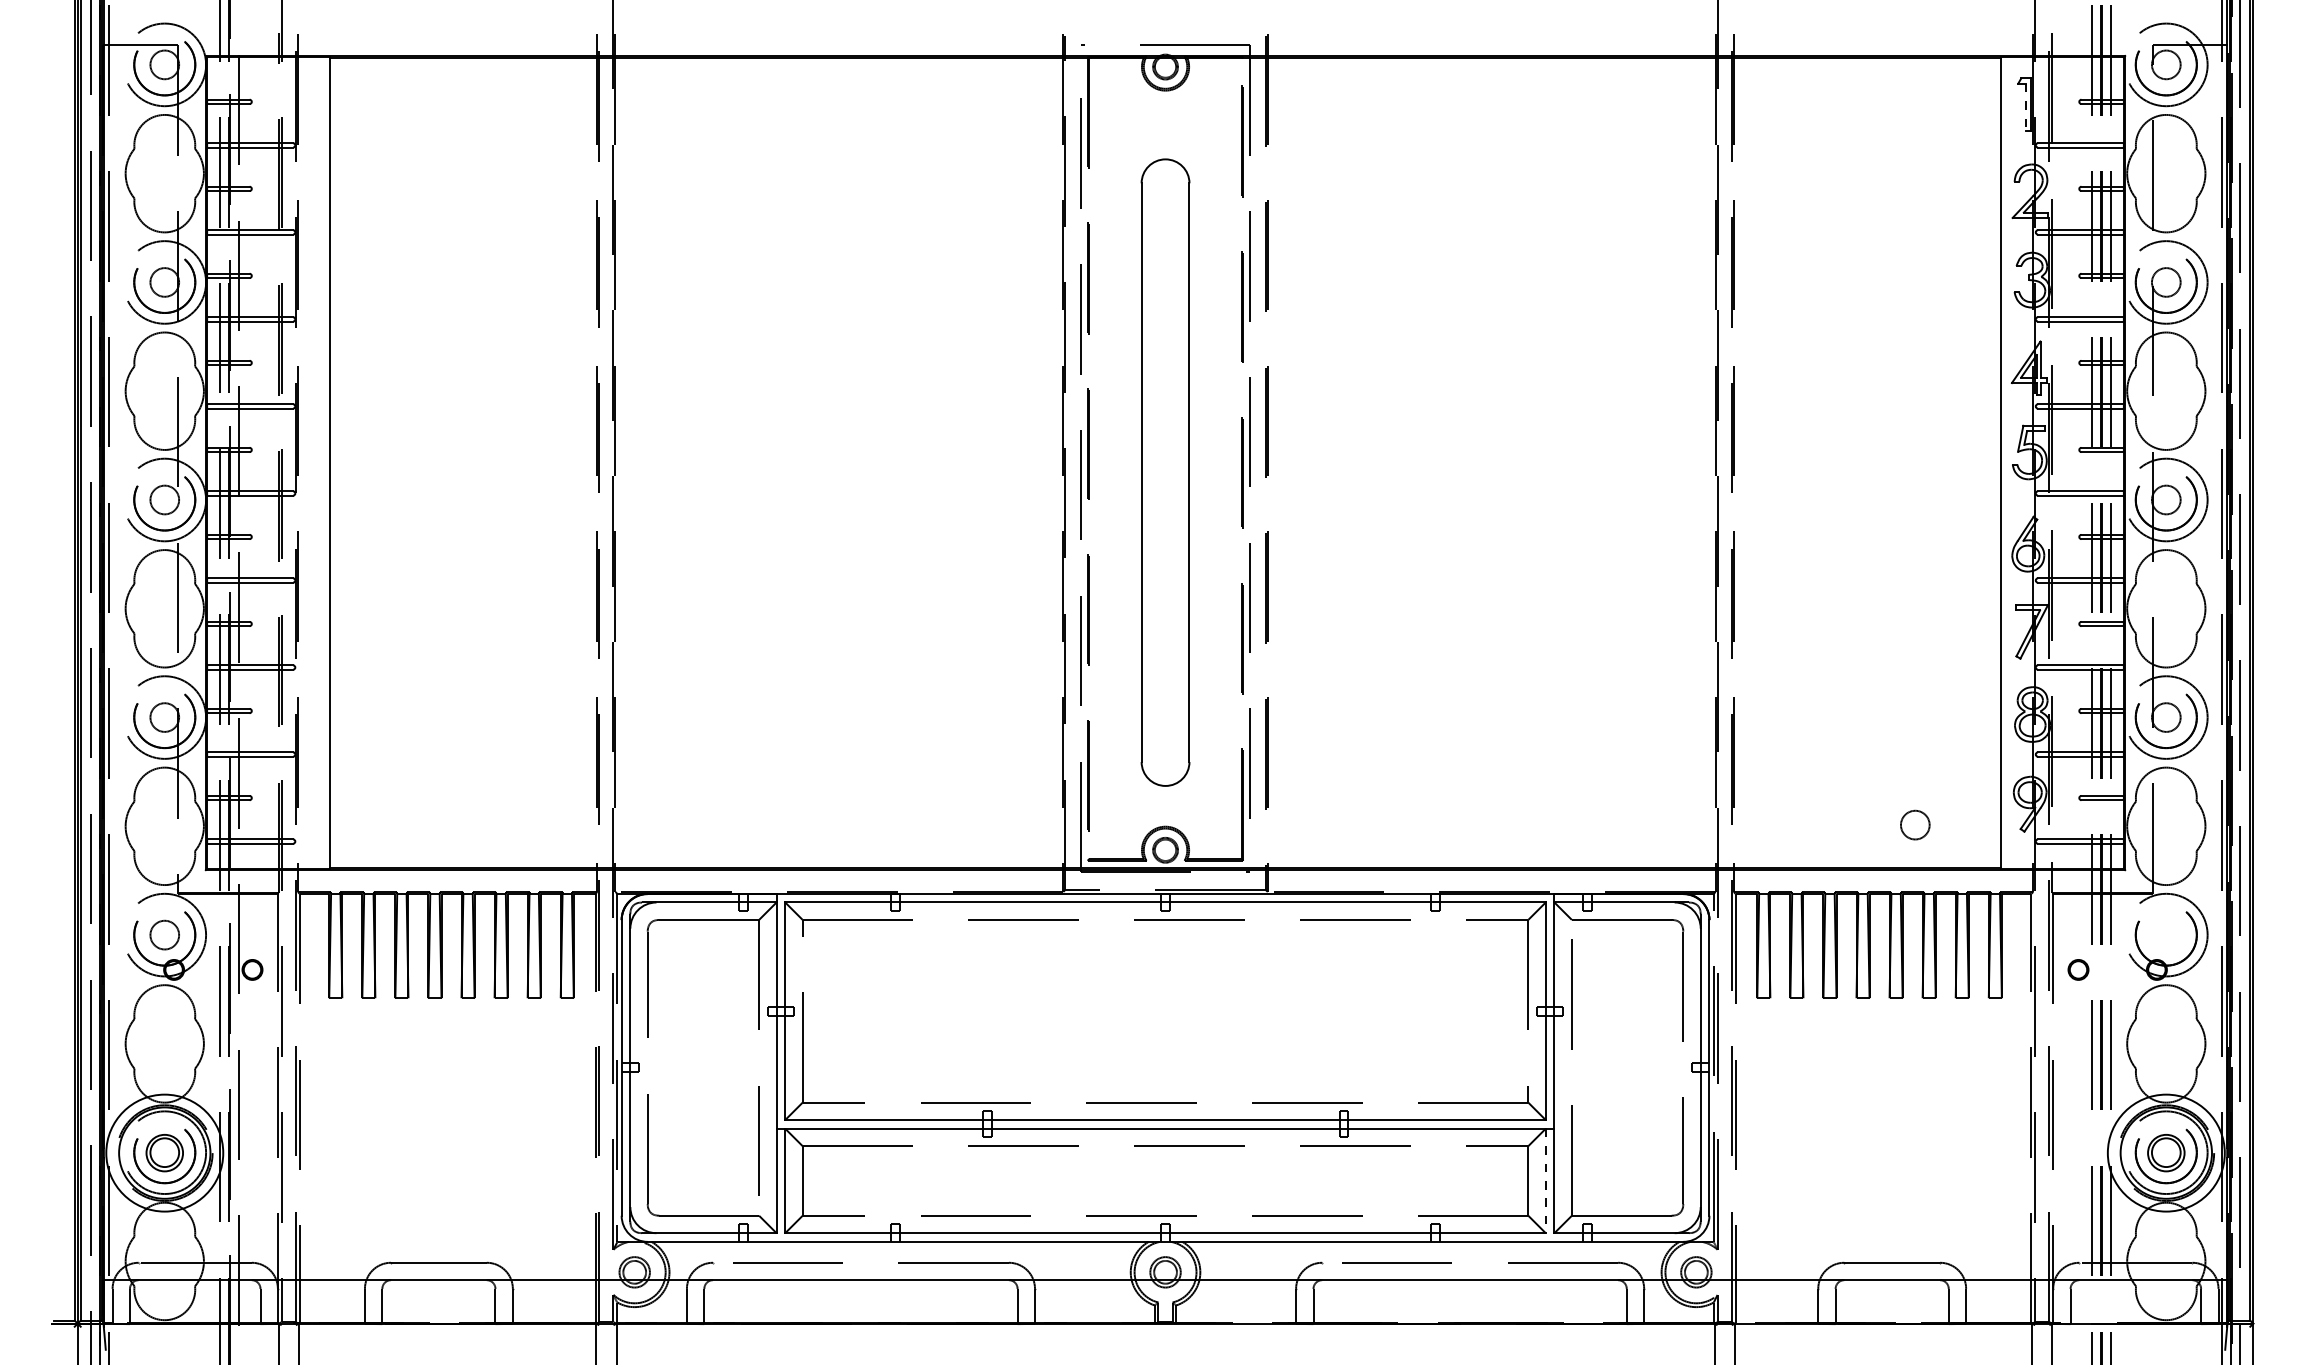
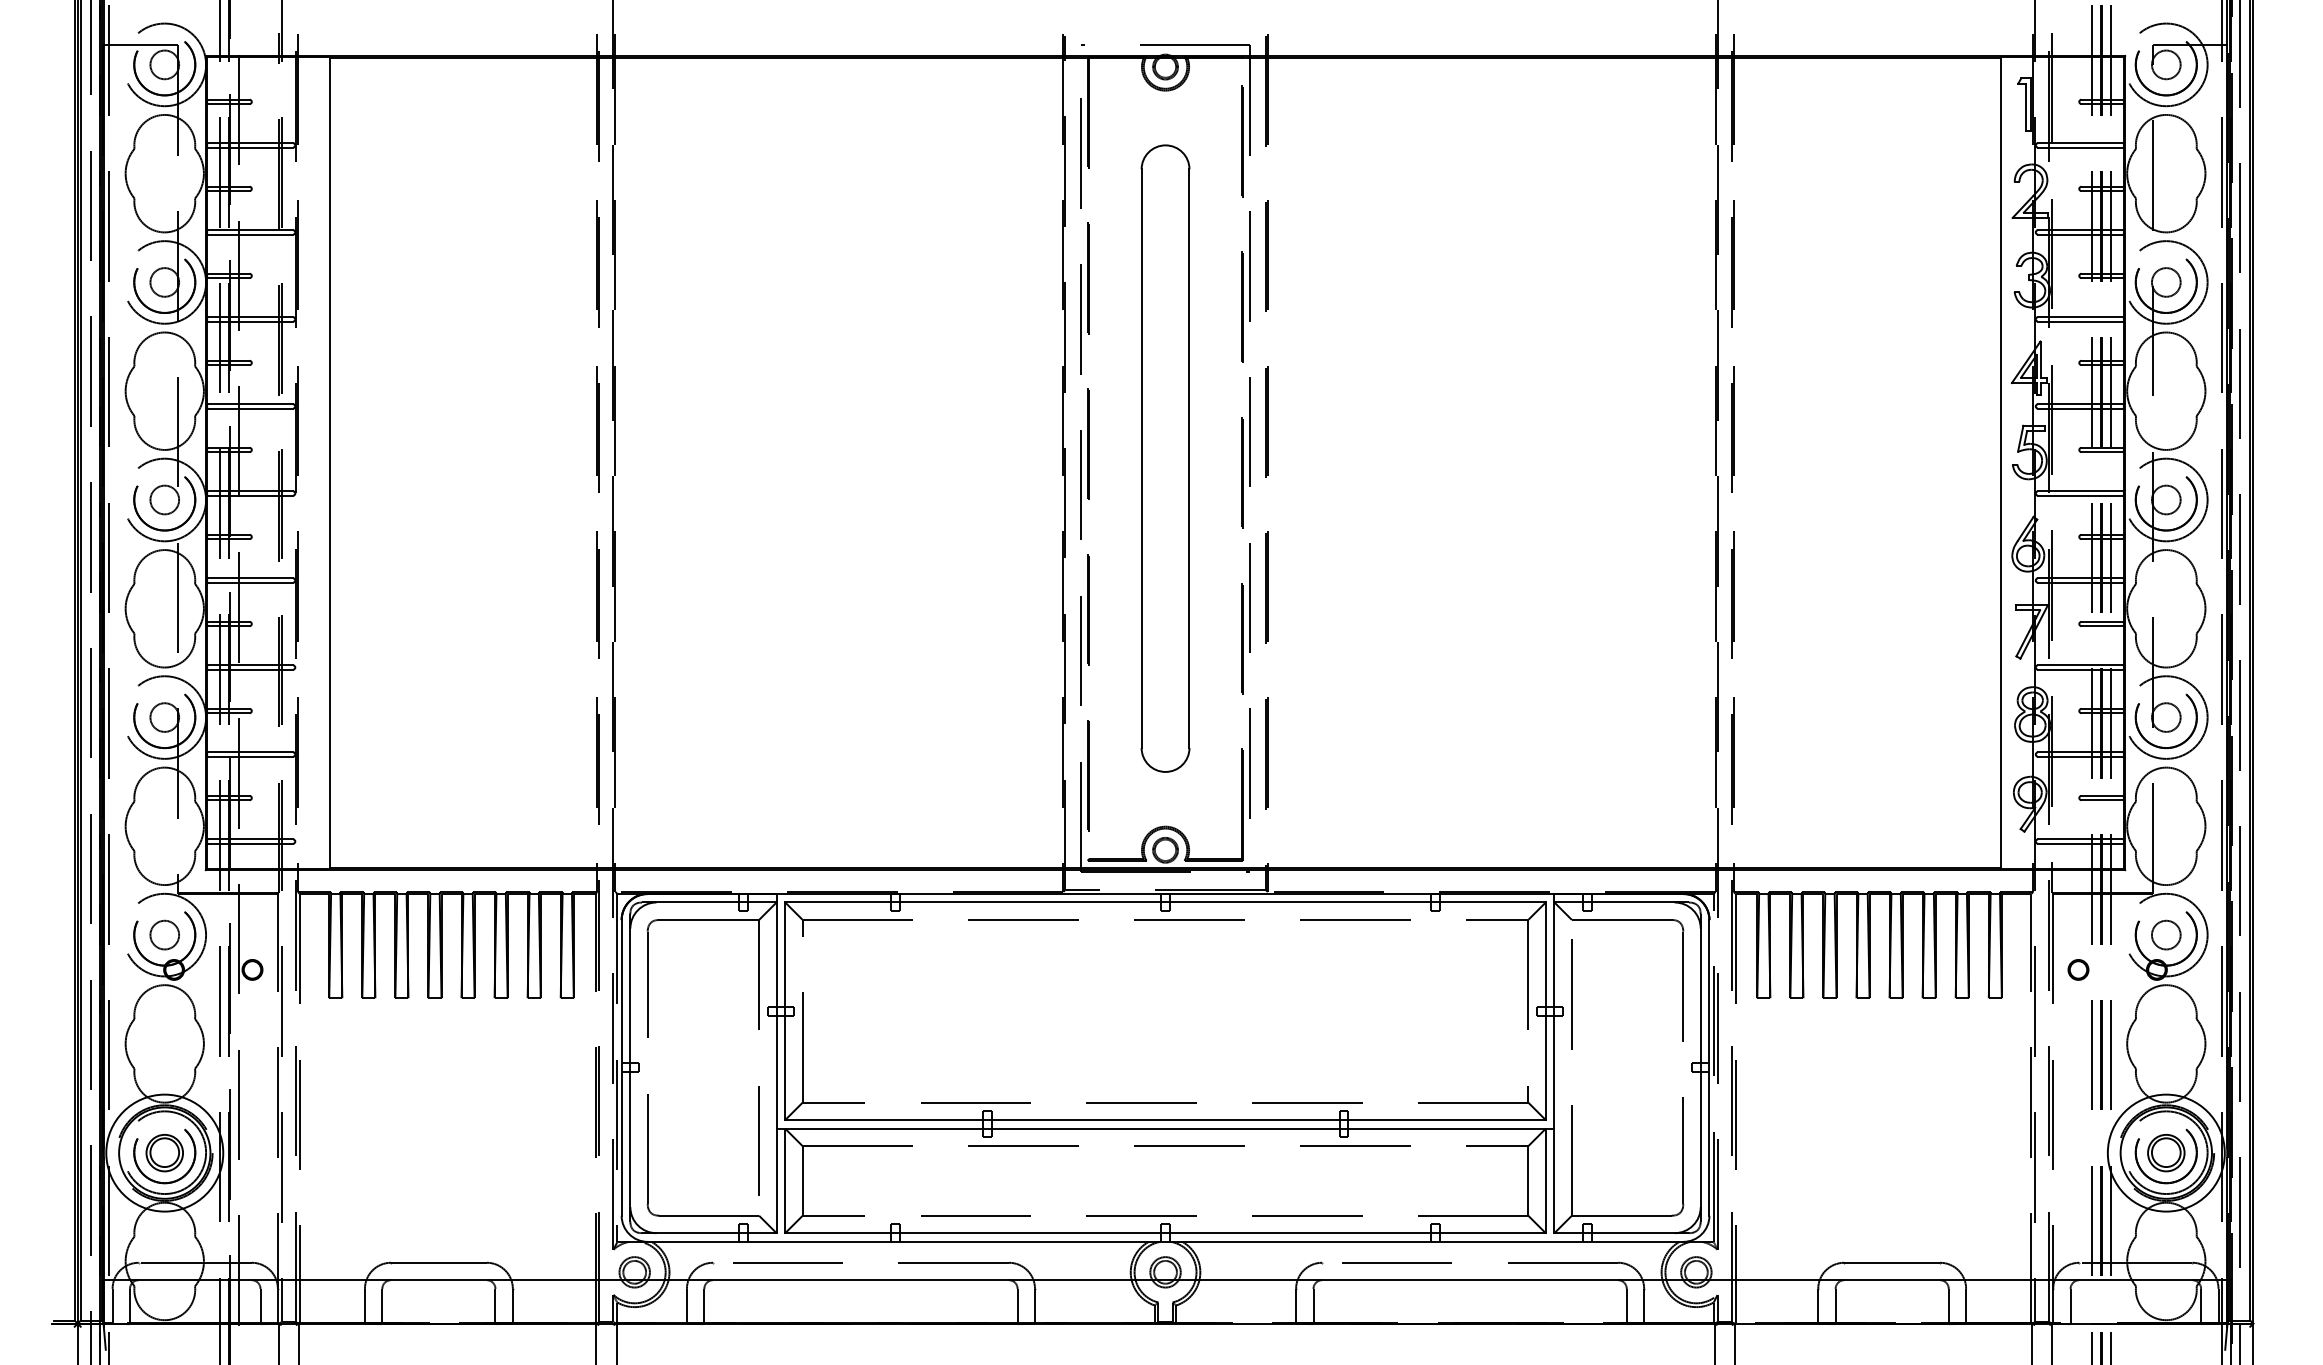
line: dashed -> solid (2026, 107)
part position: (1165, 472) -> (1165, 458) (1165, 458)
circle position: (1915, 824) -> (2166, 934) (2166, 934)
line: dashed -> solid (1545, 1181)
